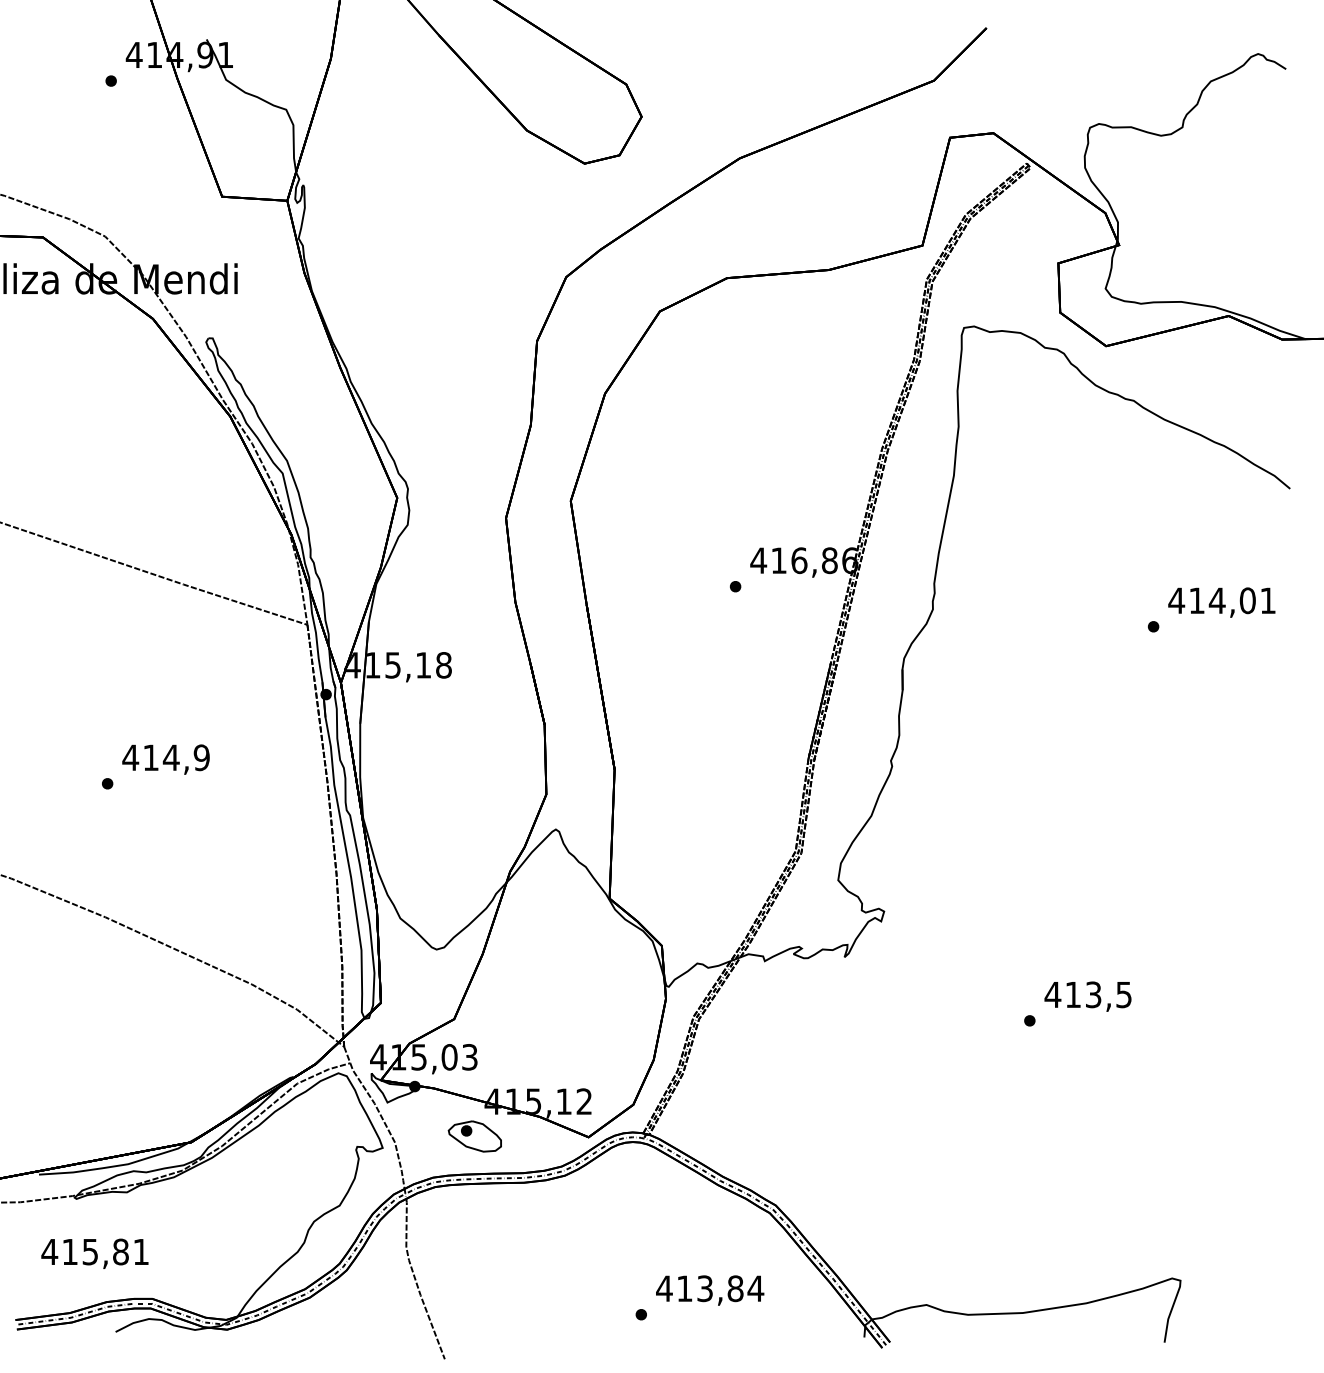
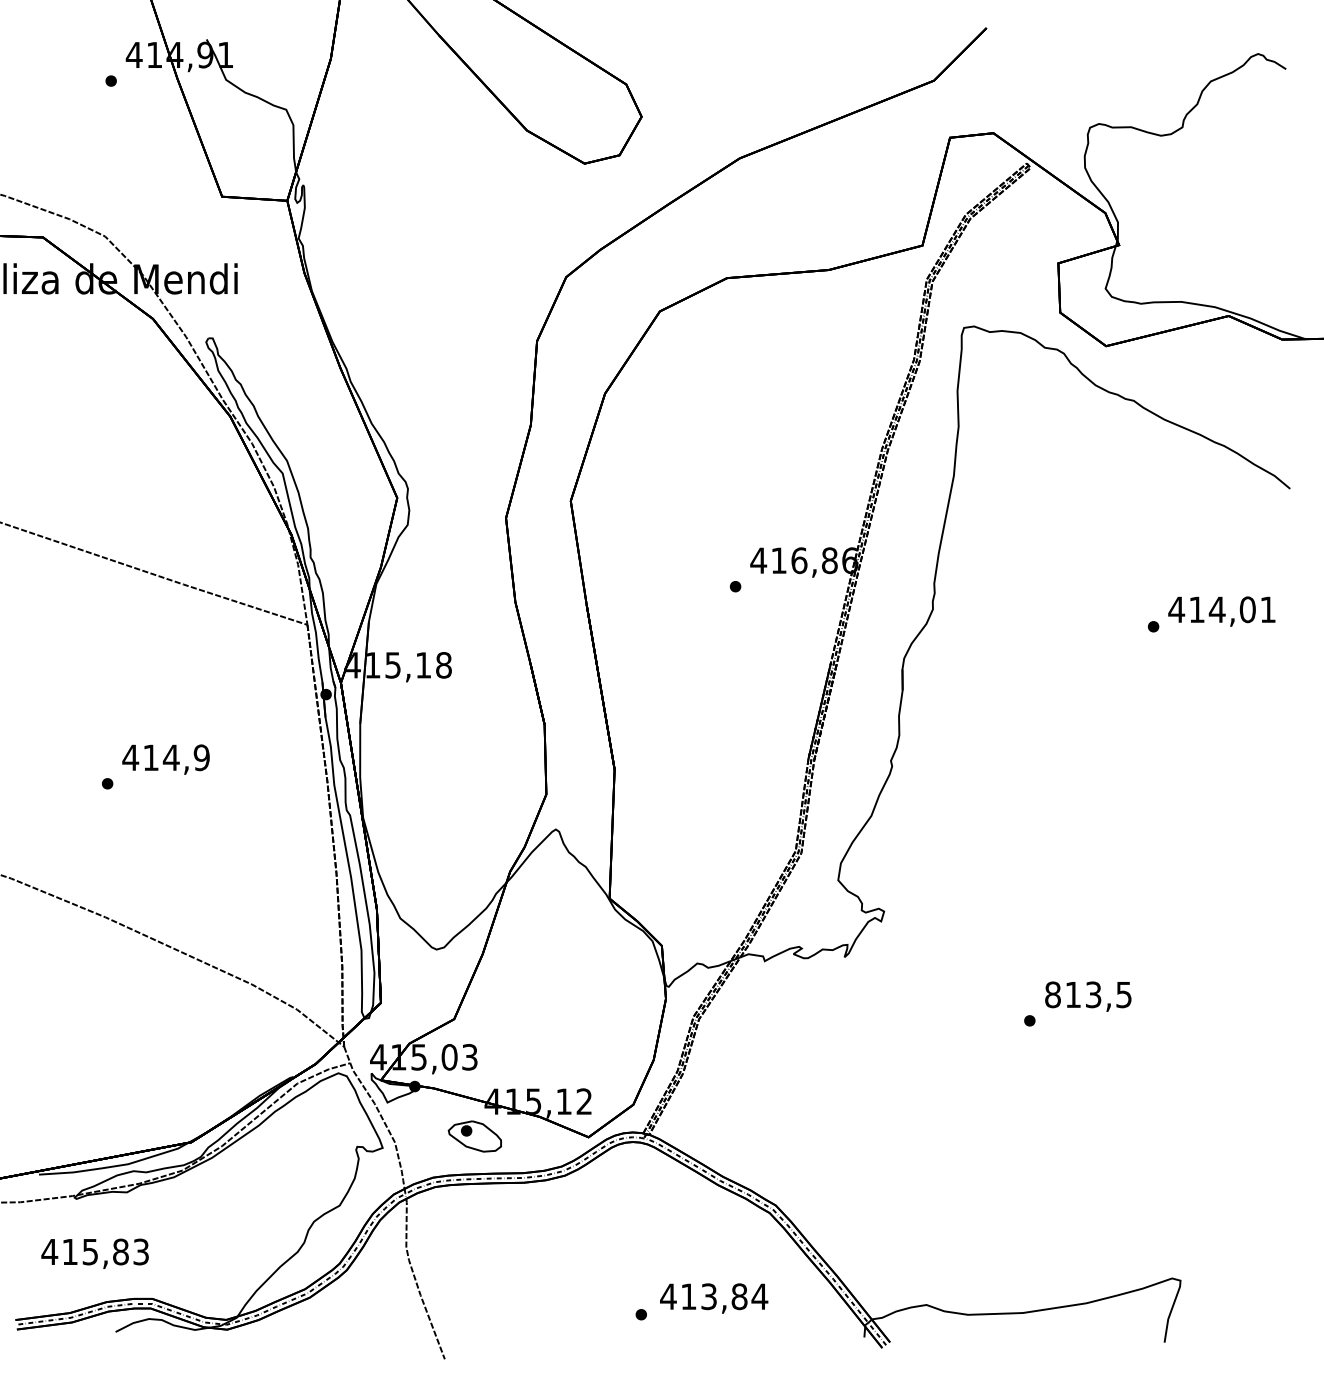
text position: (1221, 602) -> (1221, 611) (1221, 611)
text: 413,5 -> 813,5 (1052, 994)
text: 415,81 -> 415,83 (140, 1251)
text position: (710, 1290) -> (714, 1298) (714, 1298)
